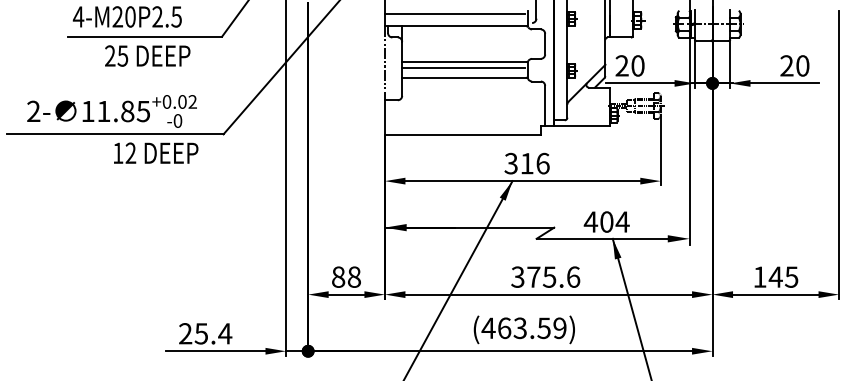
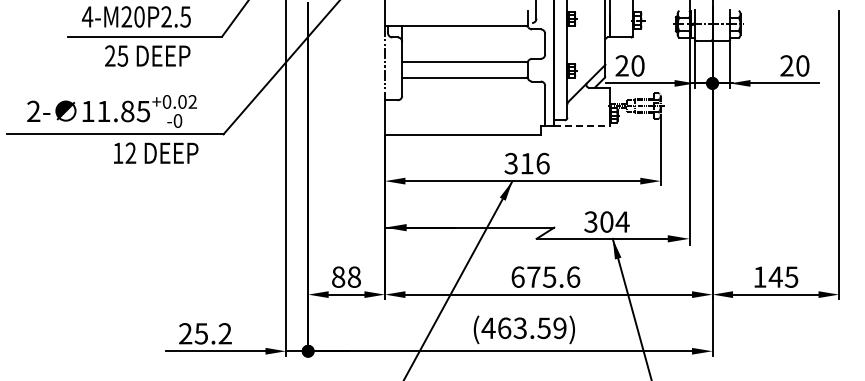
line: present -> none (454, 14)
text position: (126, 16) -> (135, 16) (135, 16)
line: present -> none (463, 67)
line: solid -> dashed (581, 126)
text: 404 -> 304 (590, 221)
text: 375.6 -> 675.6 (517, 276)
text: 25.4 -> 25.2 (225, 333)
